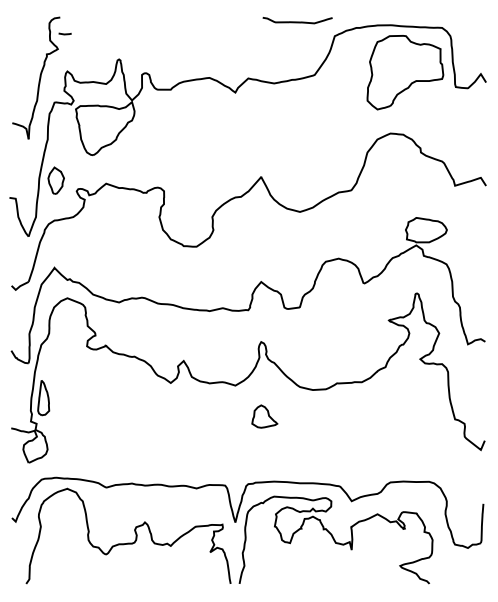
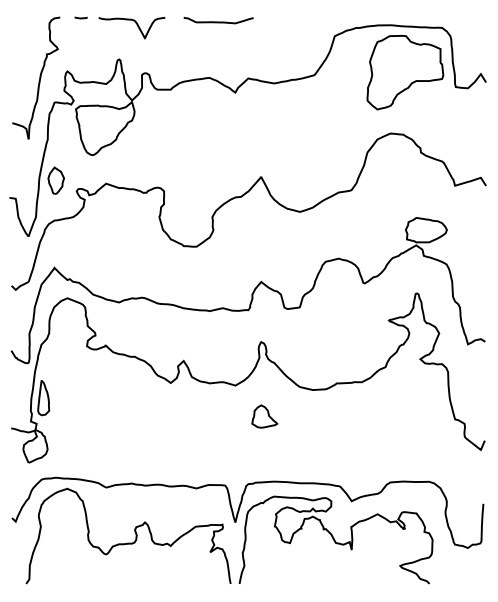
curve position: (297, 21) -> (218, 21) (218, 21)
curve: none -> present (136, 25)
line position: (64, 33) -> (80, 17) (80, 17)
